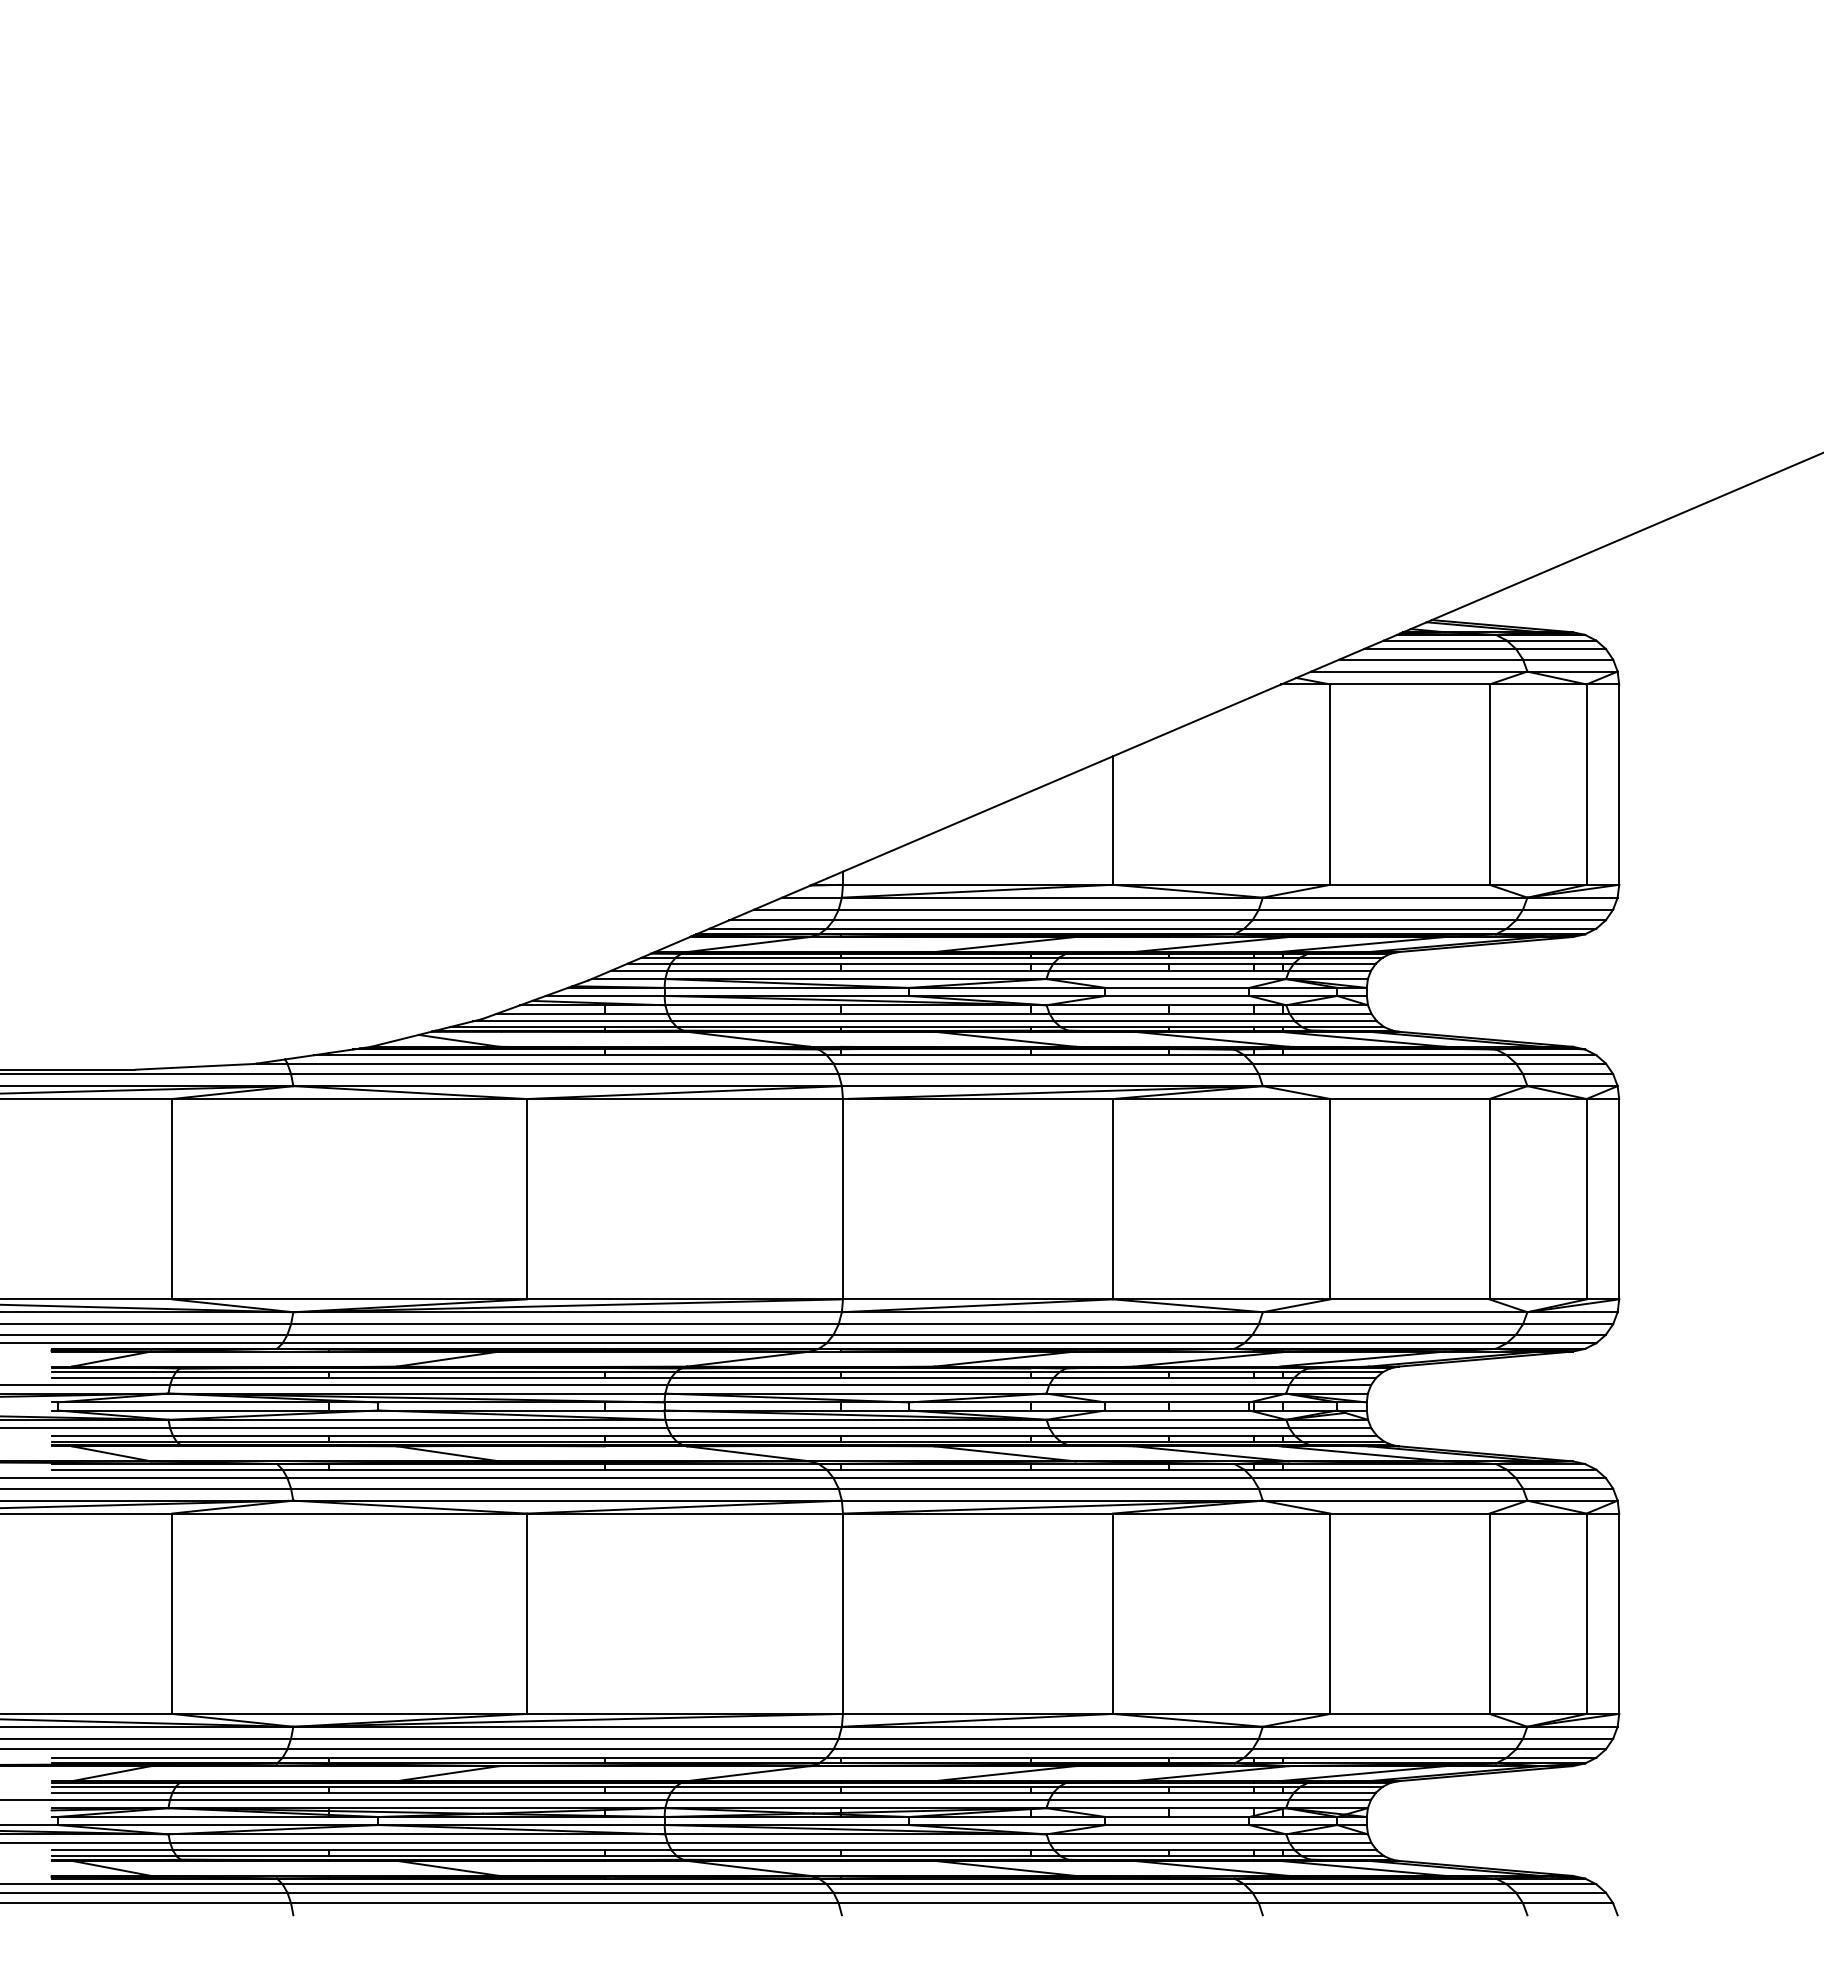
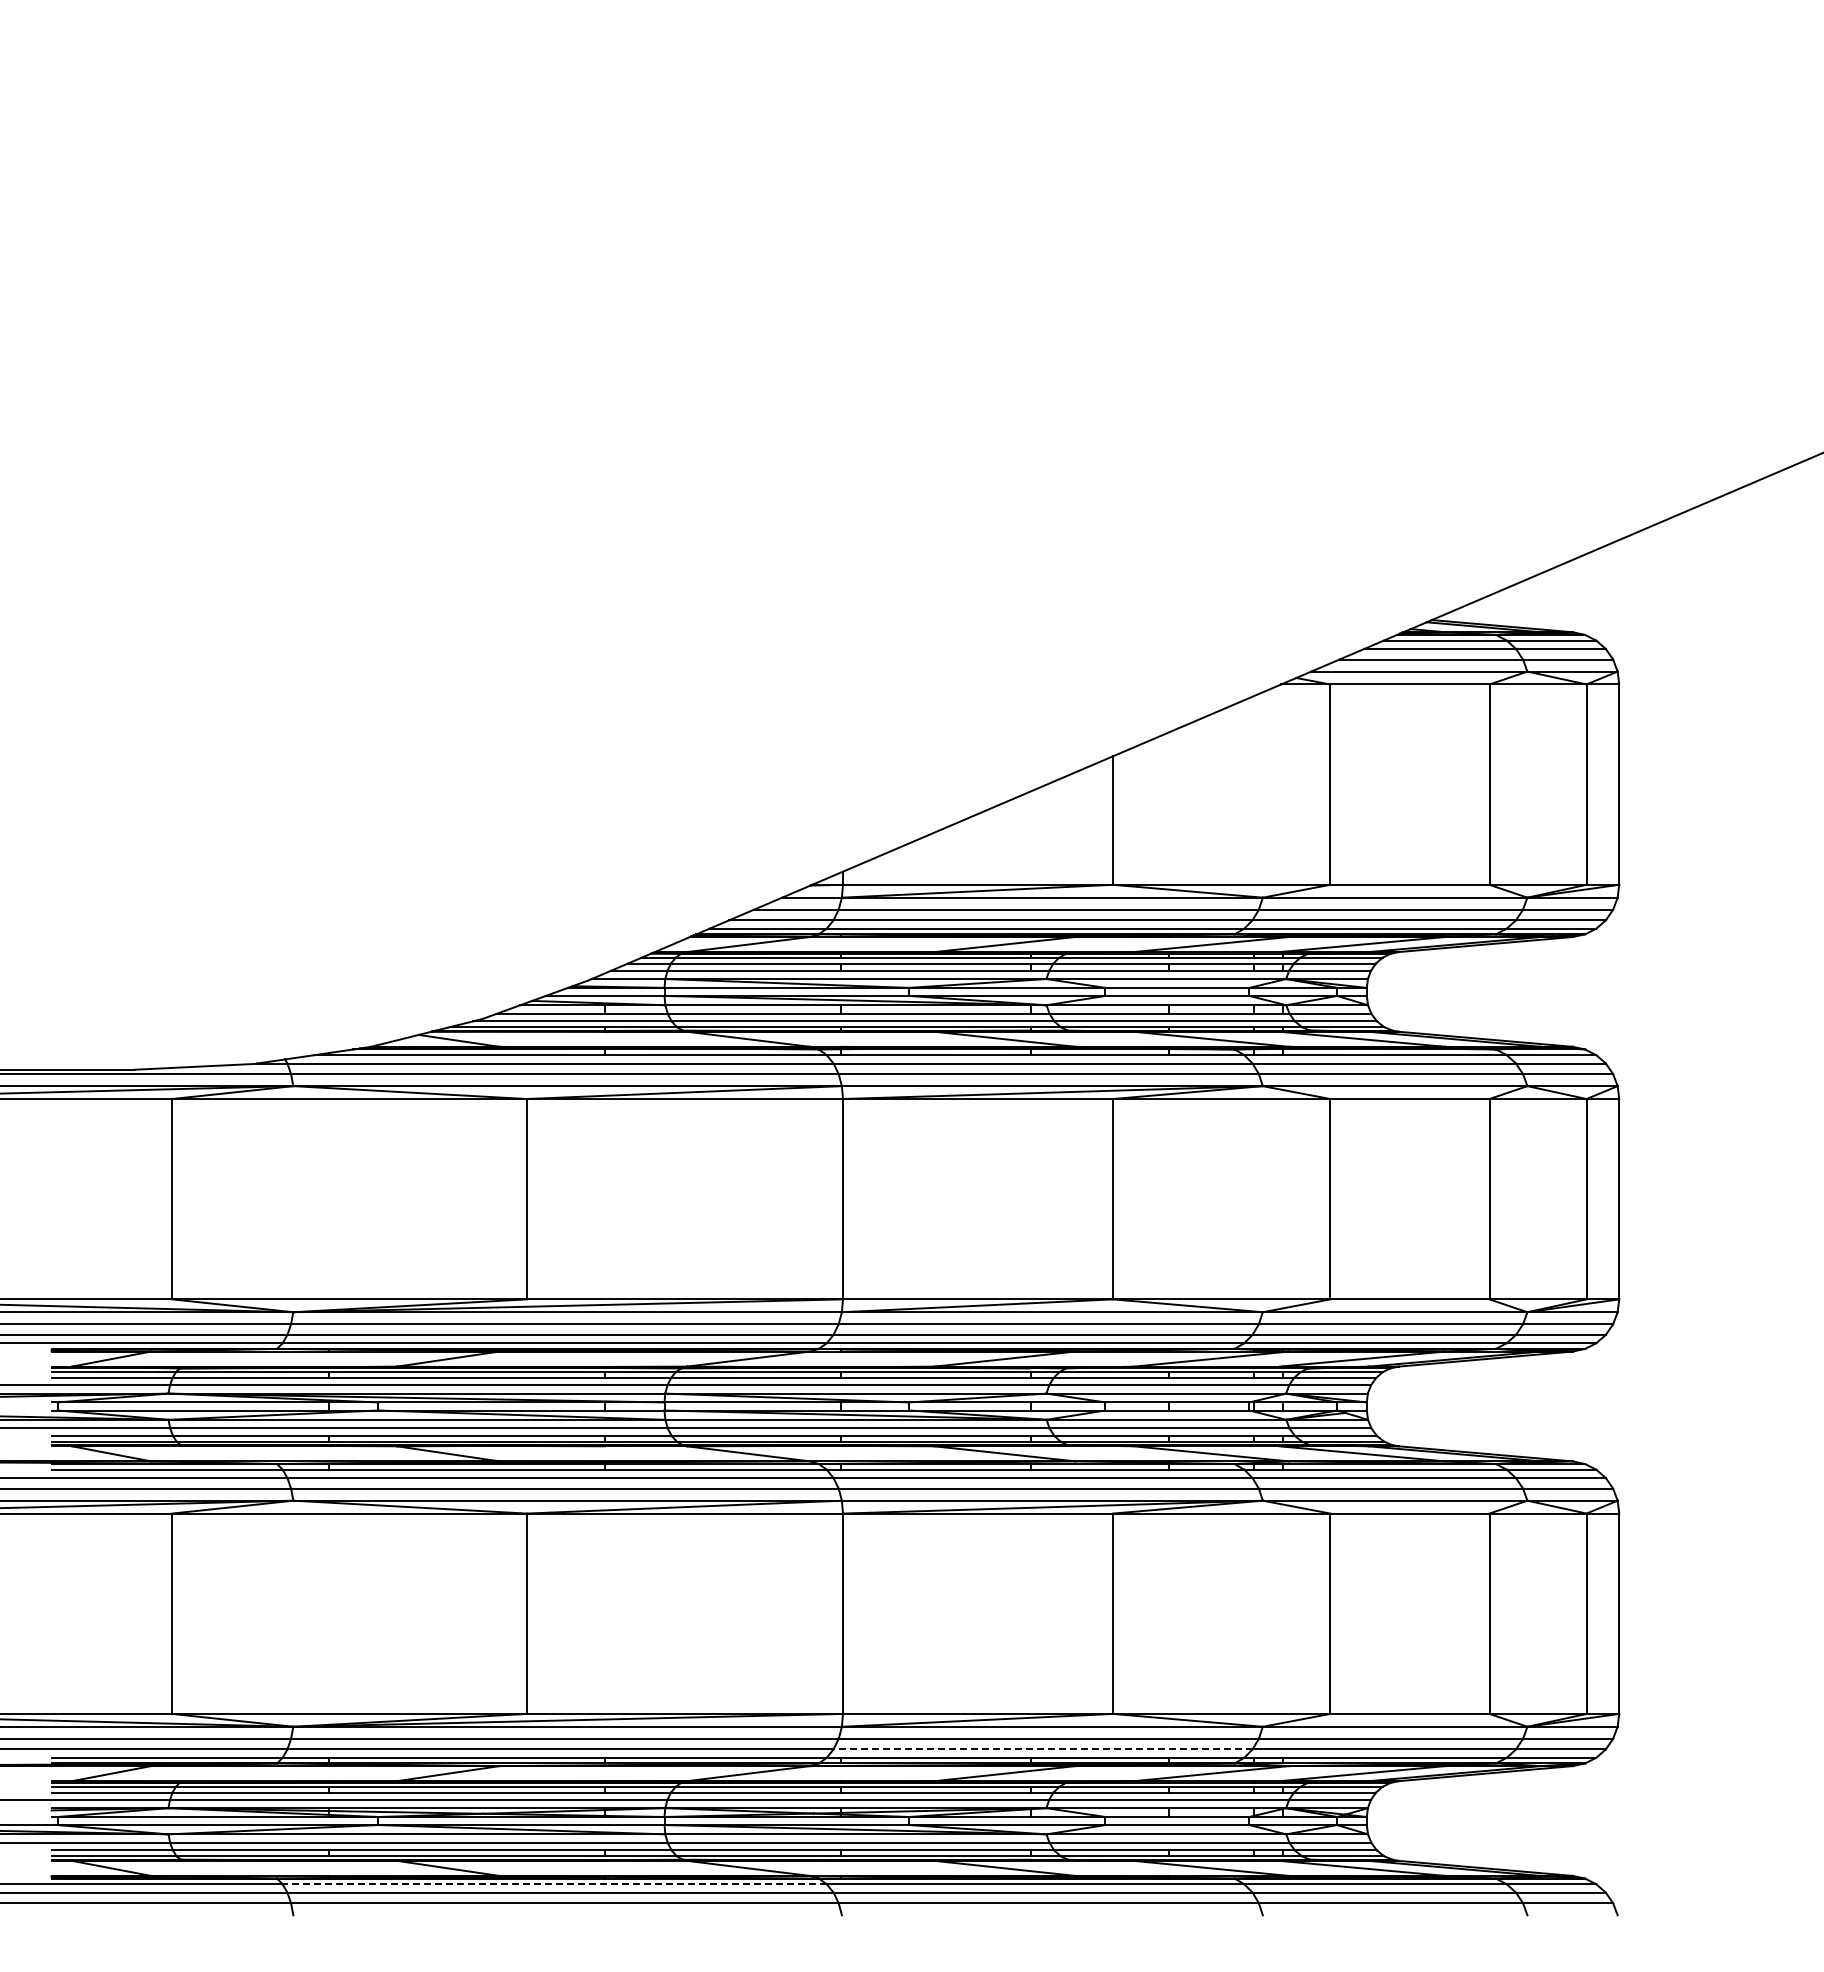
line: solid -> dashed (1043, 1749)
line: solid -> dashed (554, 1884)
